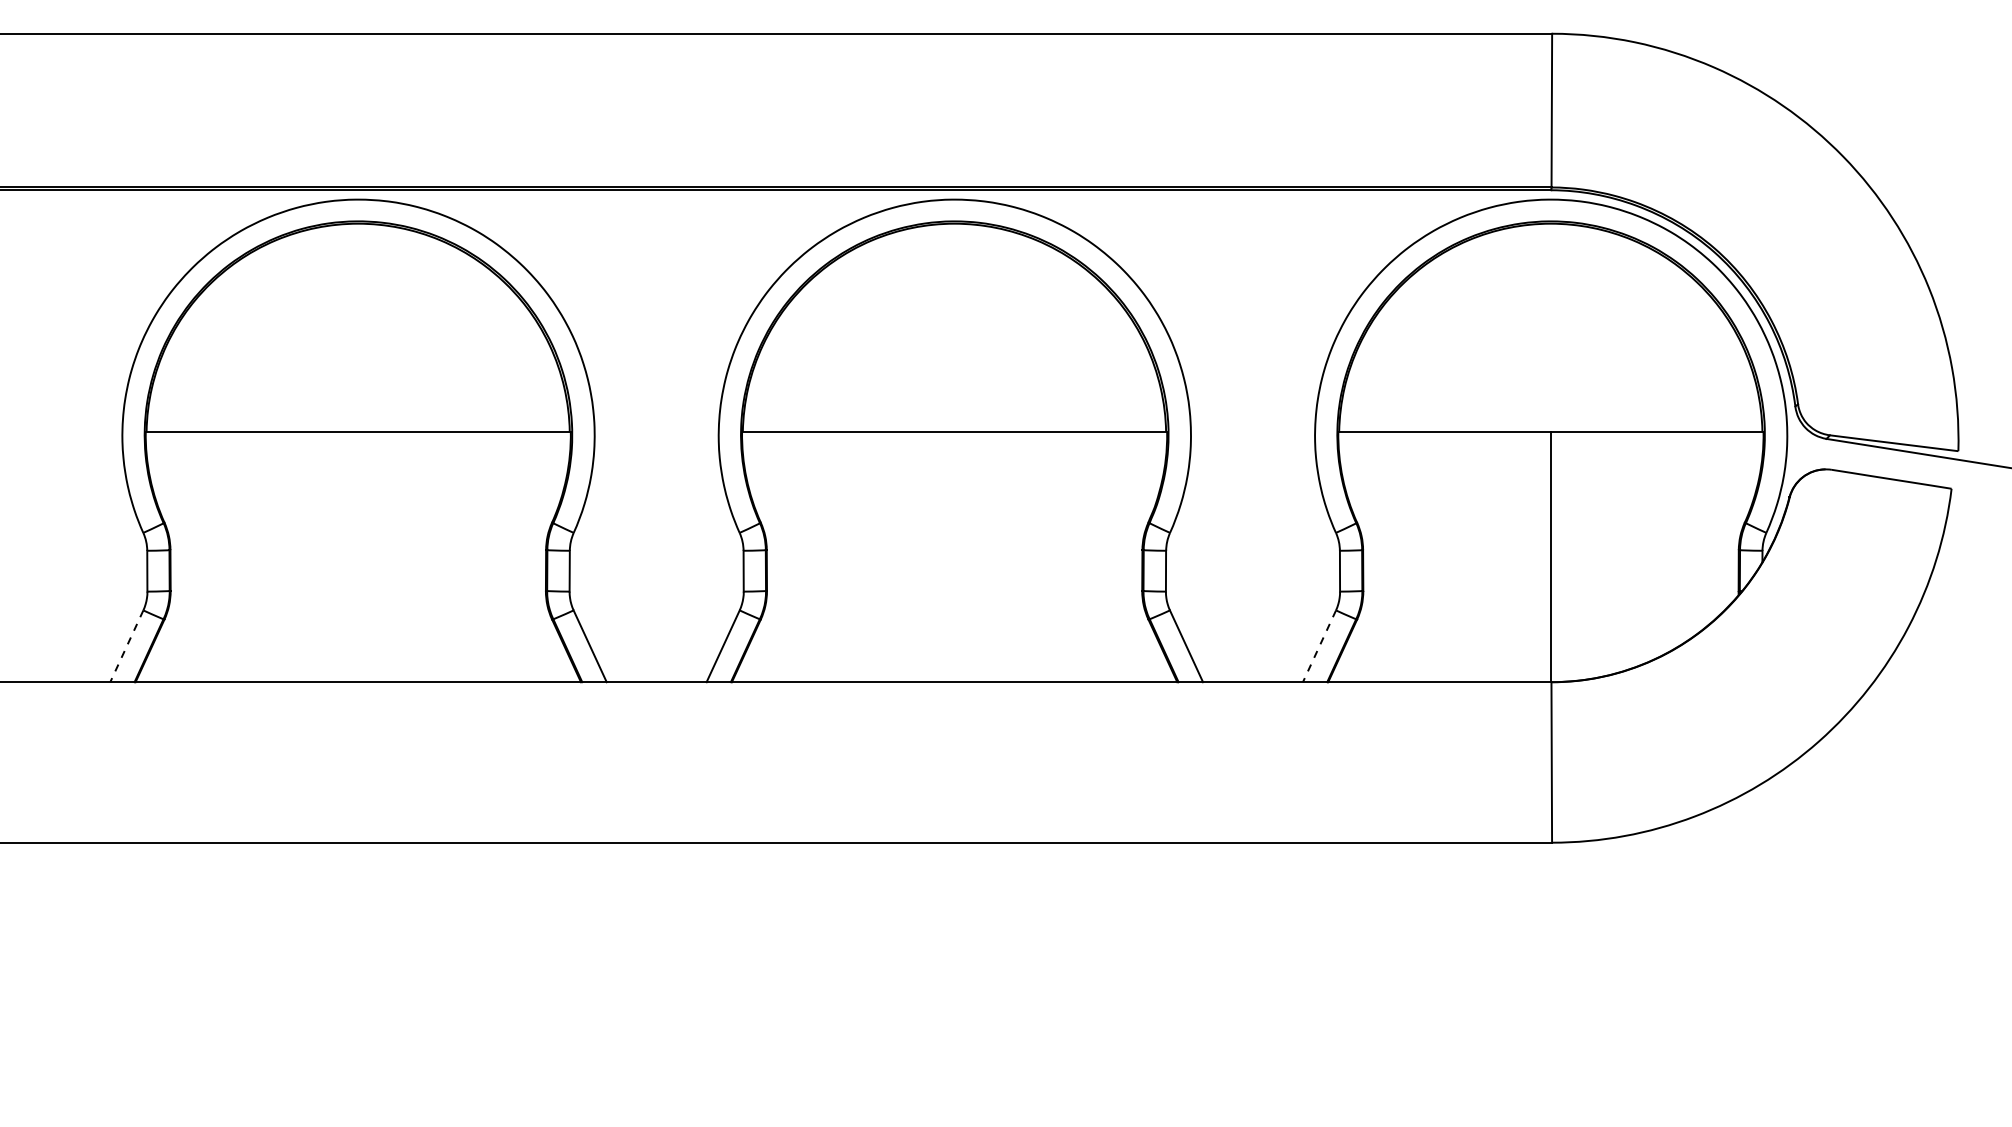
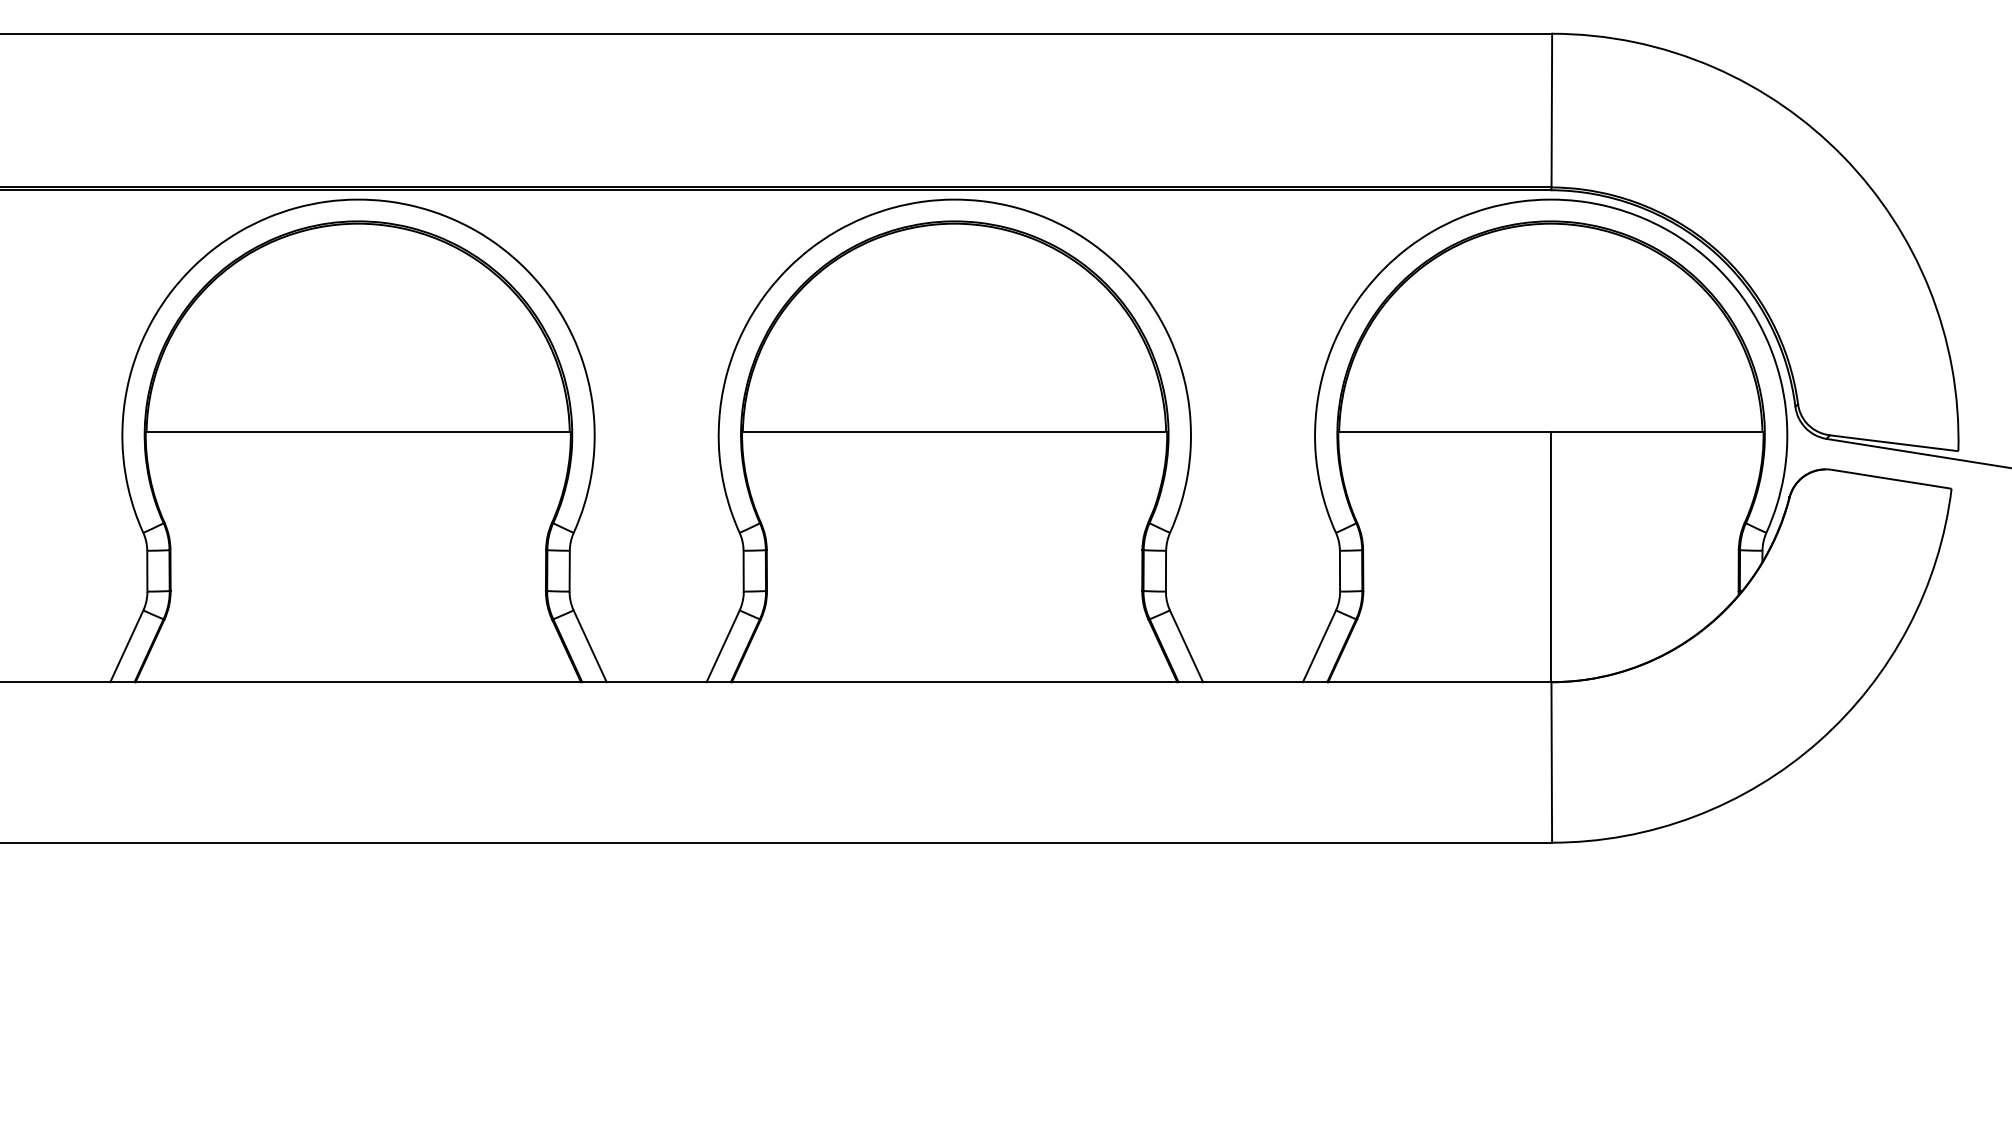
line: dashed -> solid (126, 646)
line: dashed -> solid (1319, 646)
